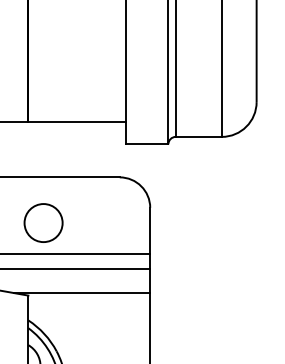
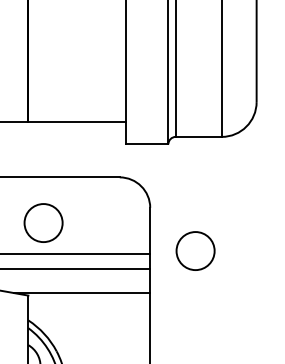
circle: none -> present (195, 250)
